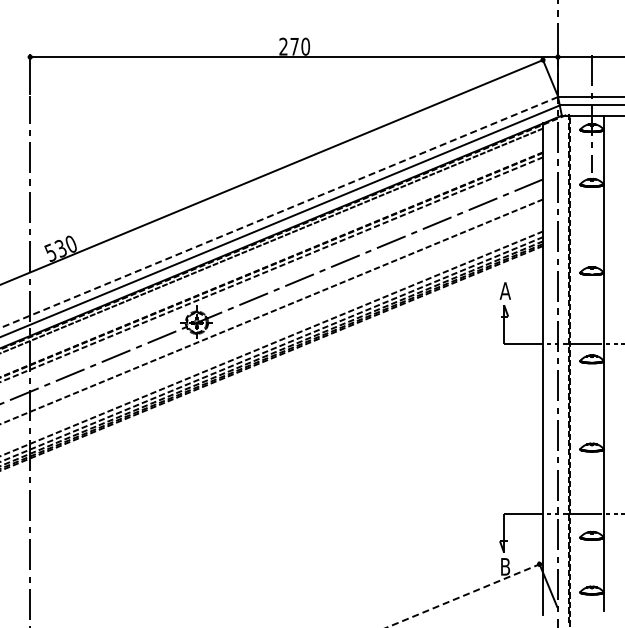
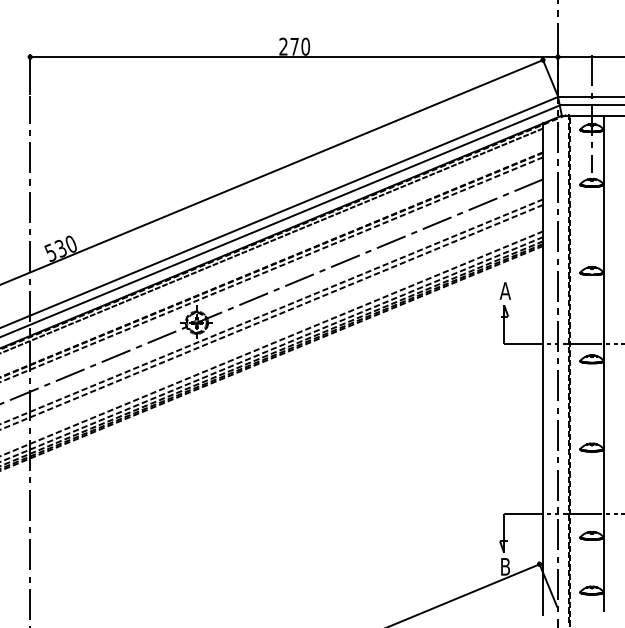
line: dashed -> solid (279, 212)
line: none -> present (272, 316)
line: dashed -> solid (462, 596)
